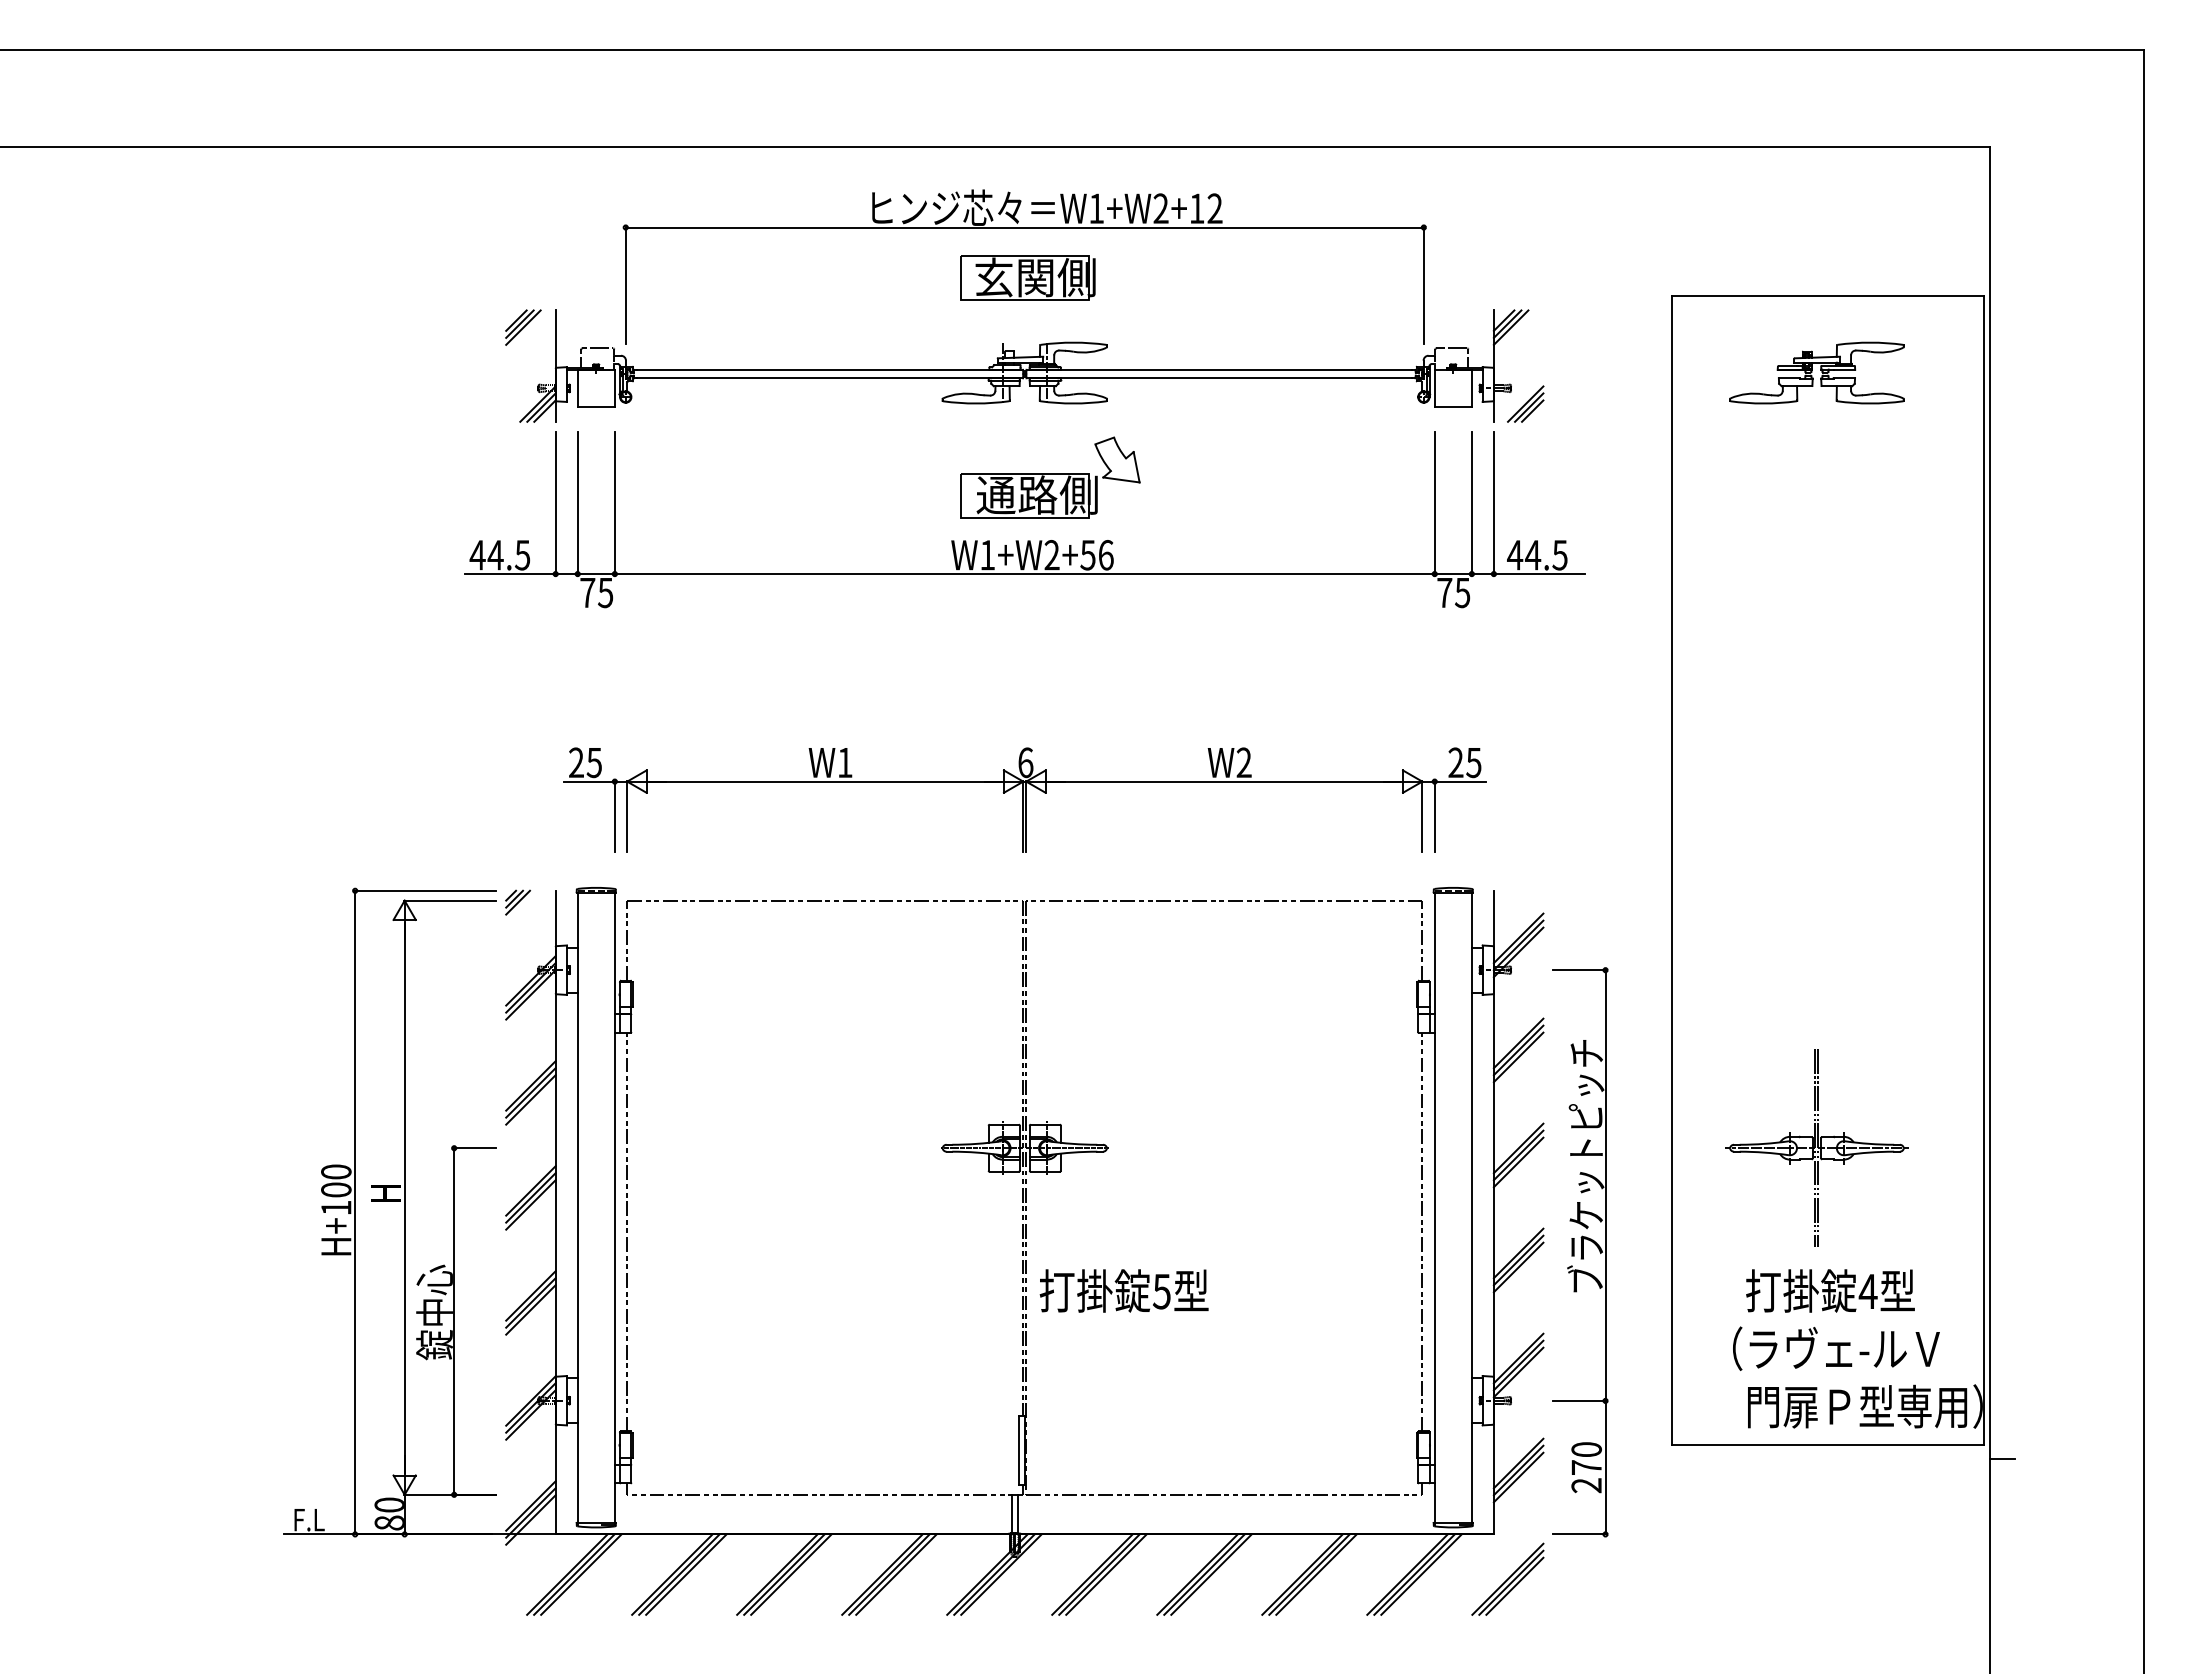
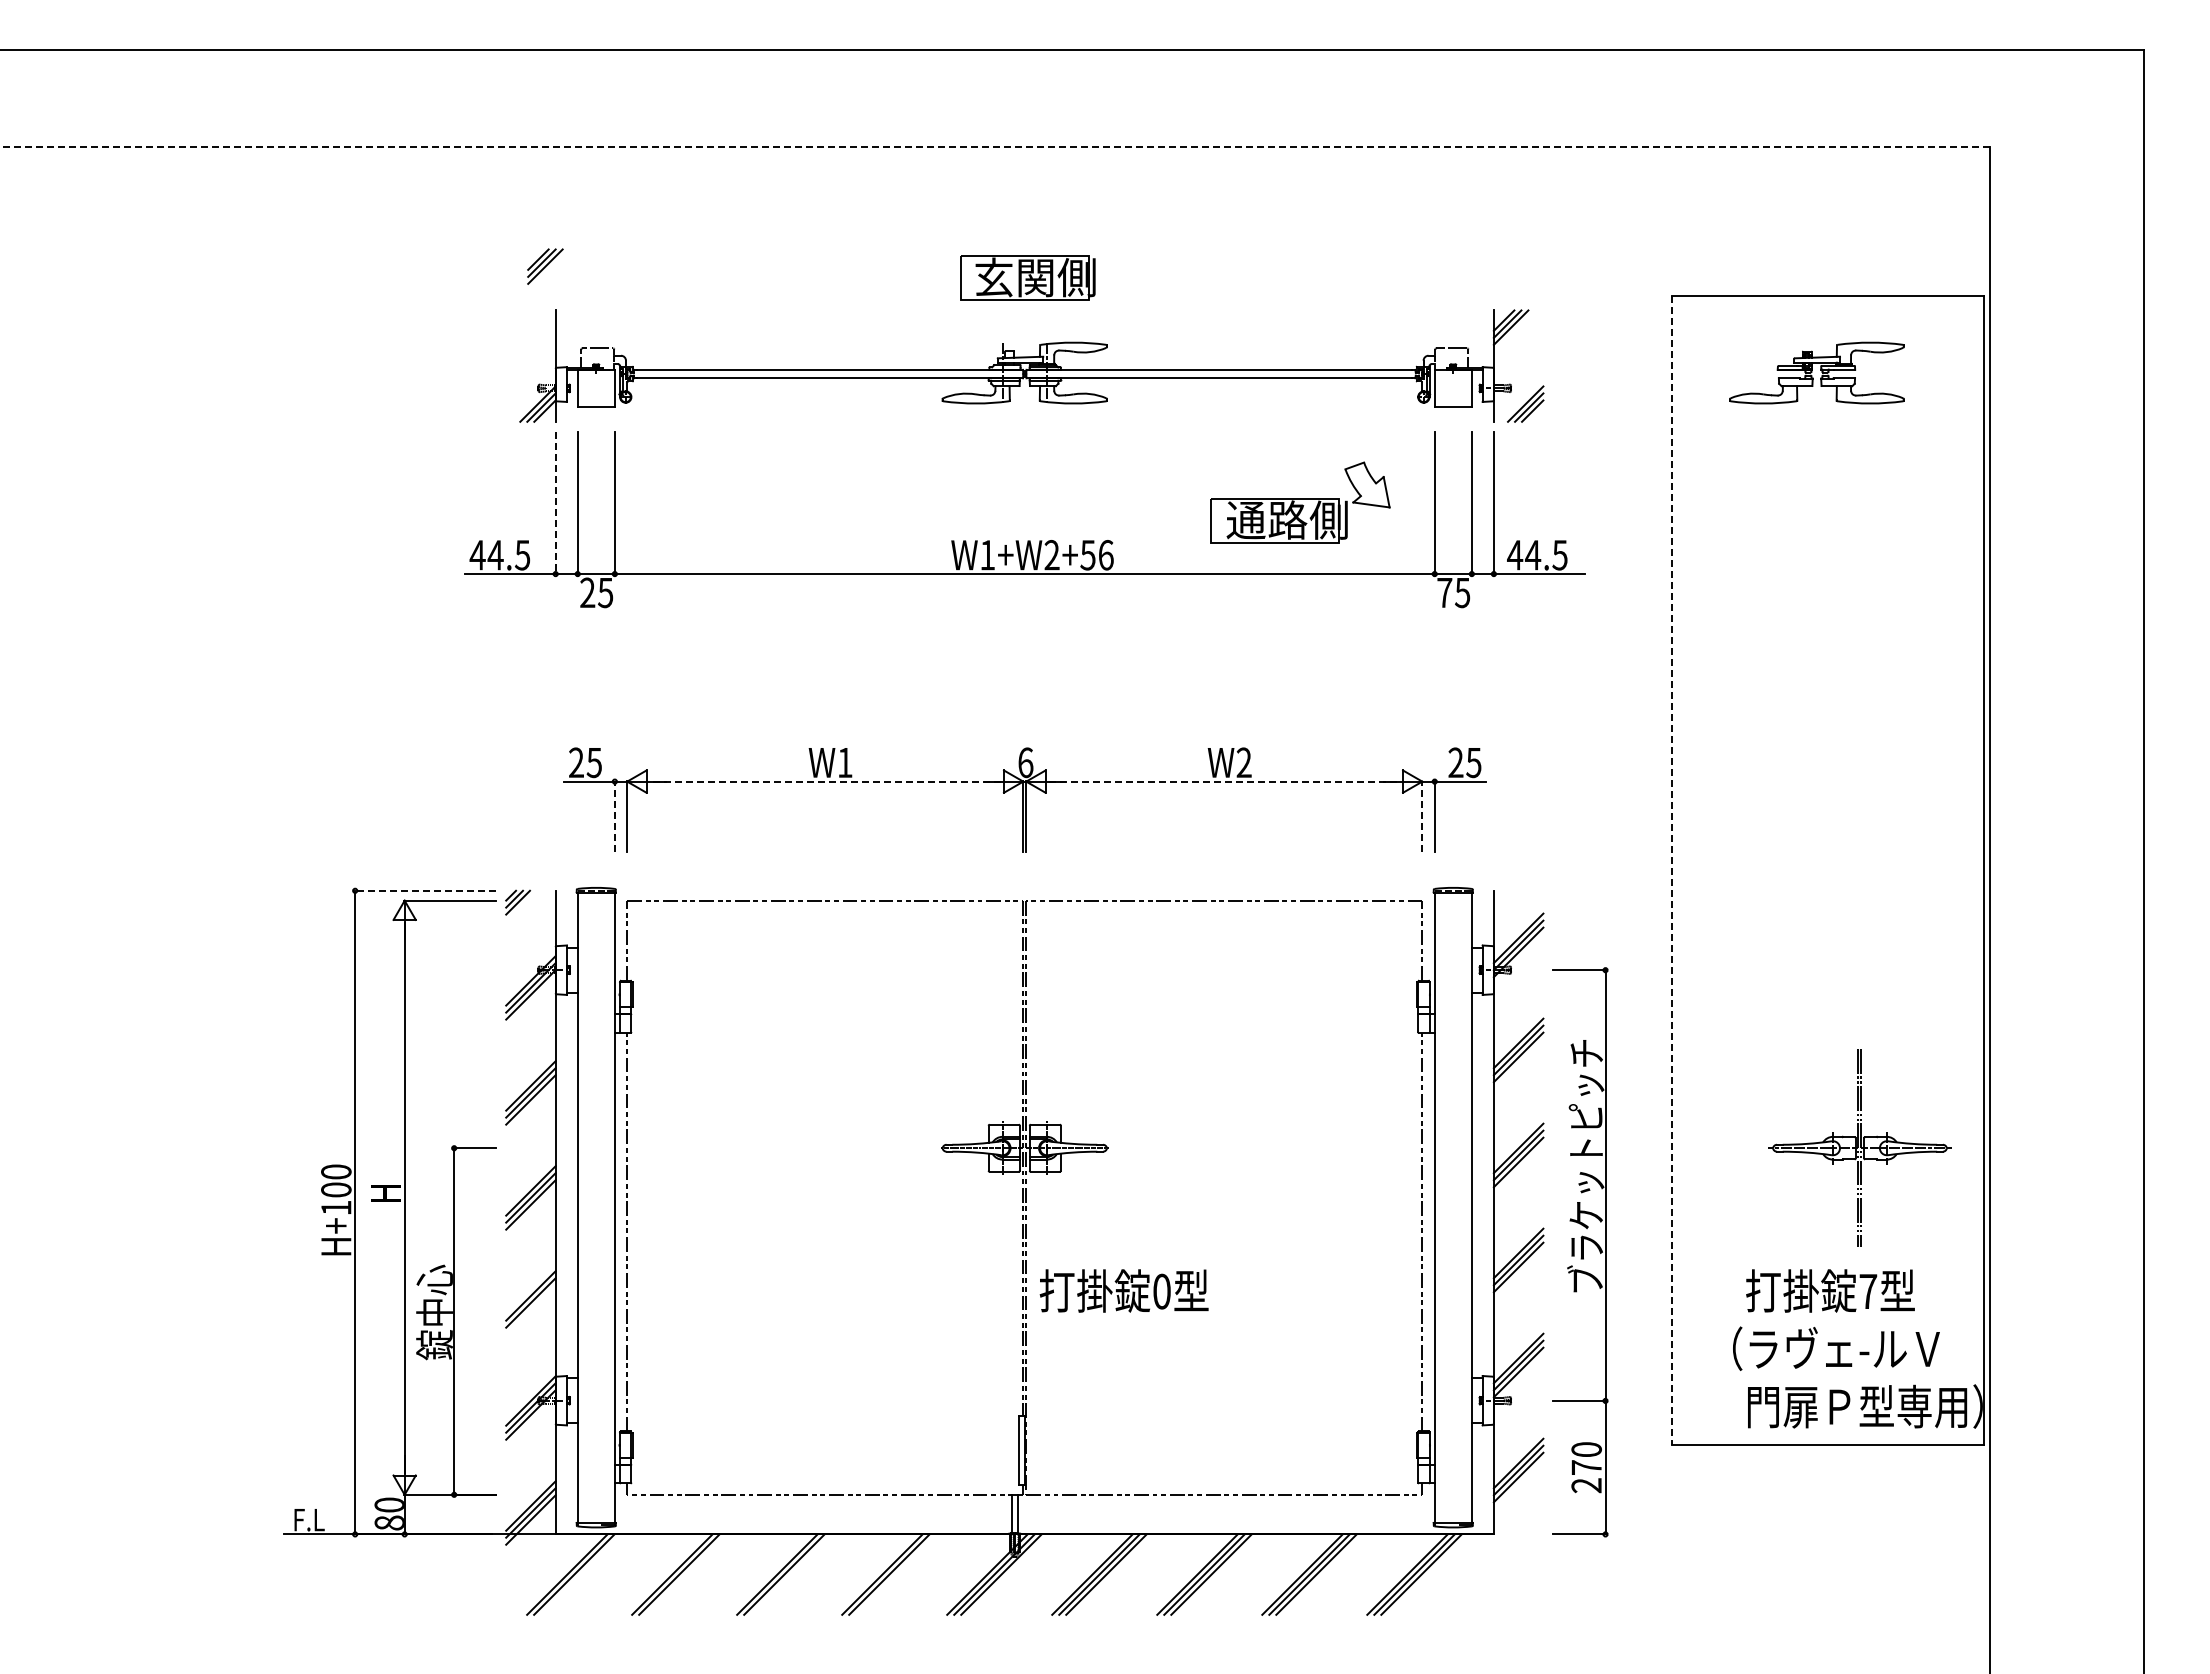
line: solid -> dashed (995, 146)
part: present -> none (1024, 228)
part position: (523, 327) -> (545, 266) (545, 266)
part position: (1050, 477) -> (1300, 502) (1300, 502)
line: solid -> dashed (555, 503)
text: 75 -> 25 (587, 592)
line: solid -> dashed (825, 781)
line: solid -> dashed (1224, 781)
line: solid -> dashed (614, 816)
line: solid -> dashed (1422, 816)
line: solid -> dashed (1671, 870)
line: solid -> dashed (425, 890)
part position: (1816, 1147) -> (1859, 1147) (1859, 1147)
text: 5 -> 0 (1161, 1291)
text: 4 -> 7 (1867, 1291)
line: present -> none (530, 1309)
line: present -> none (2002, 1458)
line: present -> none (581, 1574)
line: present -> none (686, 1574)
line: present -> none (791, 1574)
line: present -> none (896, 1574)
part: present -> none (1507, 1578)
